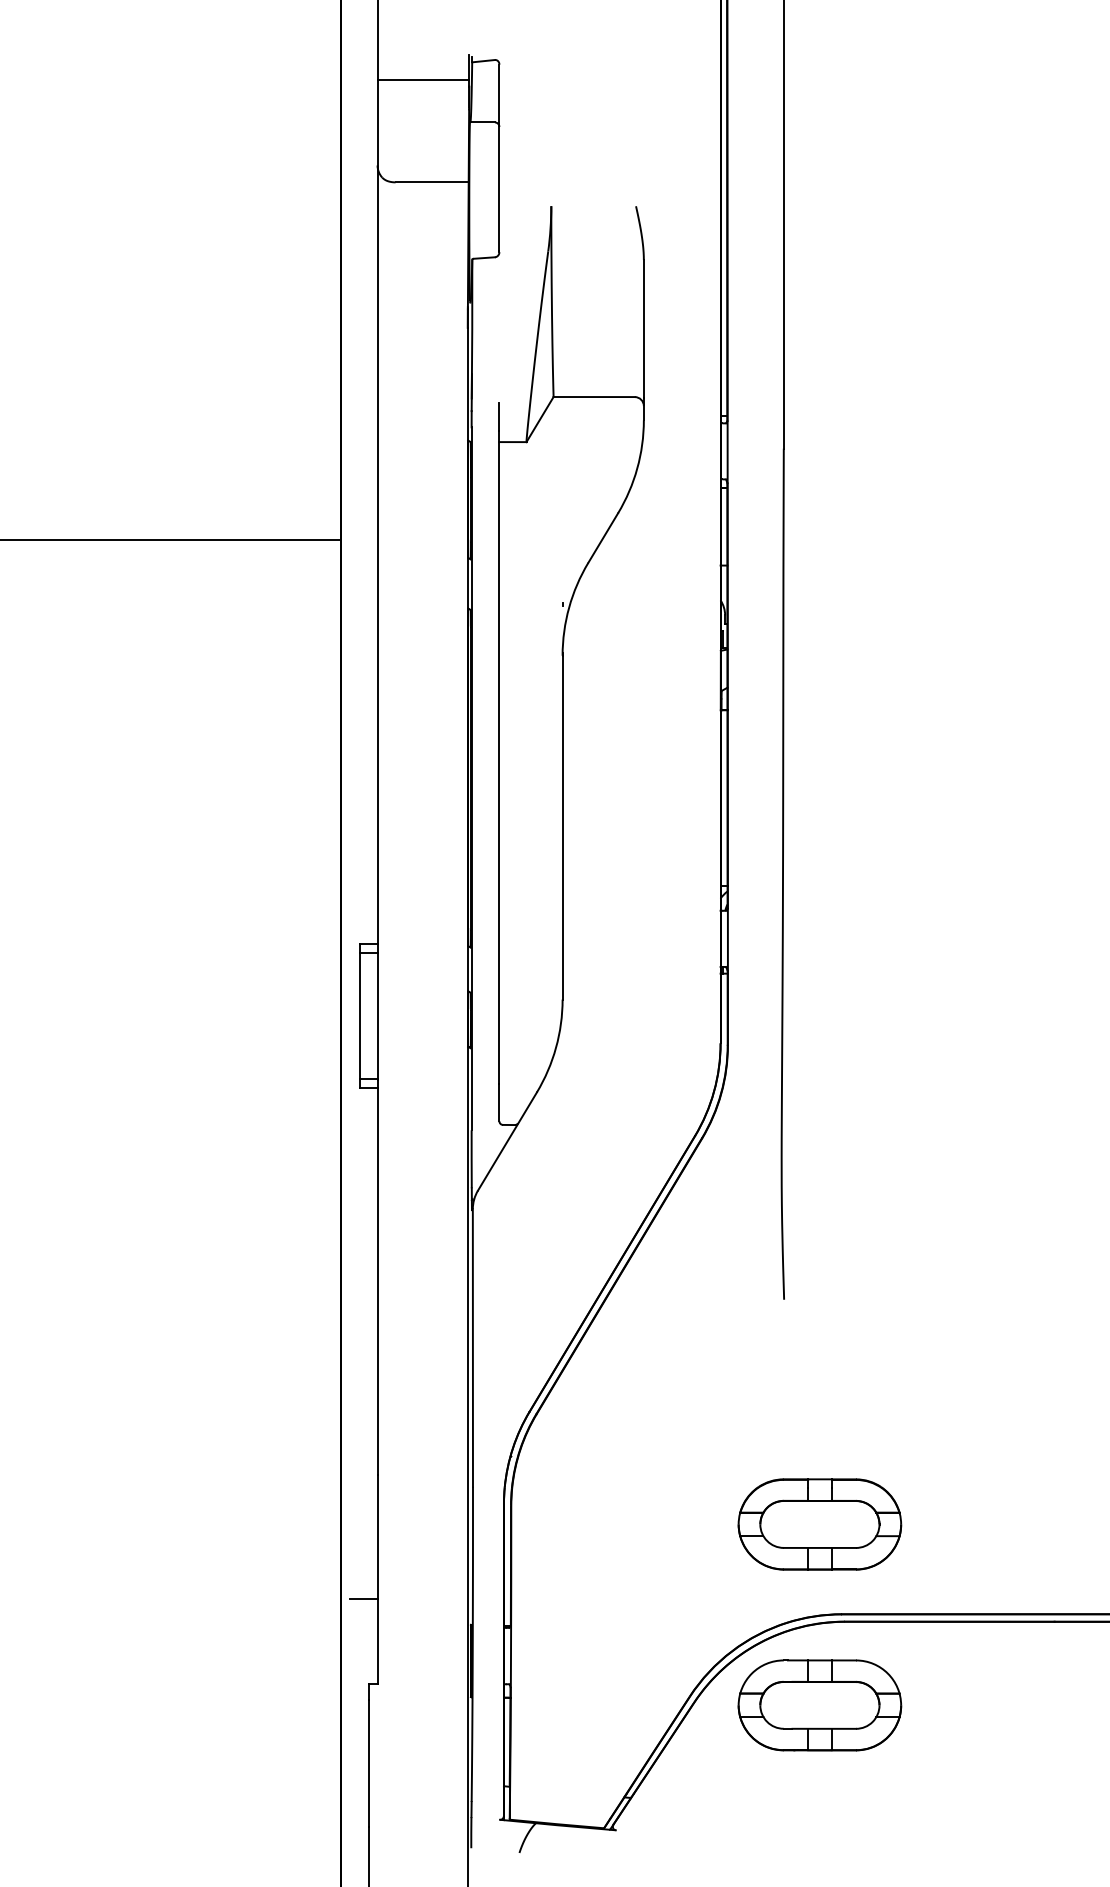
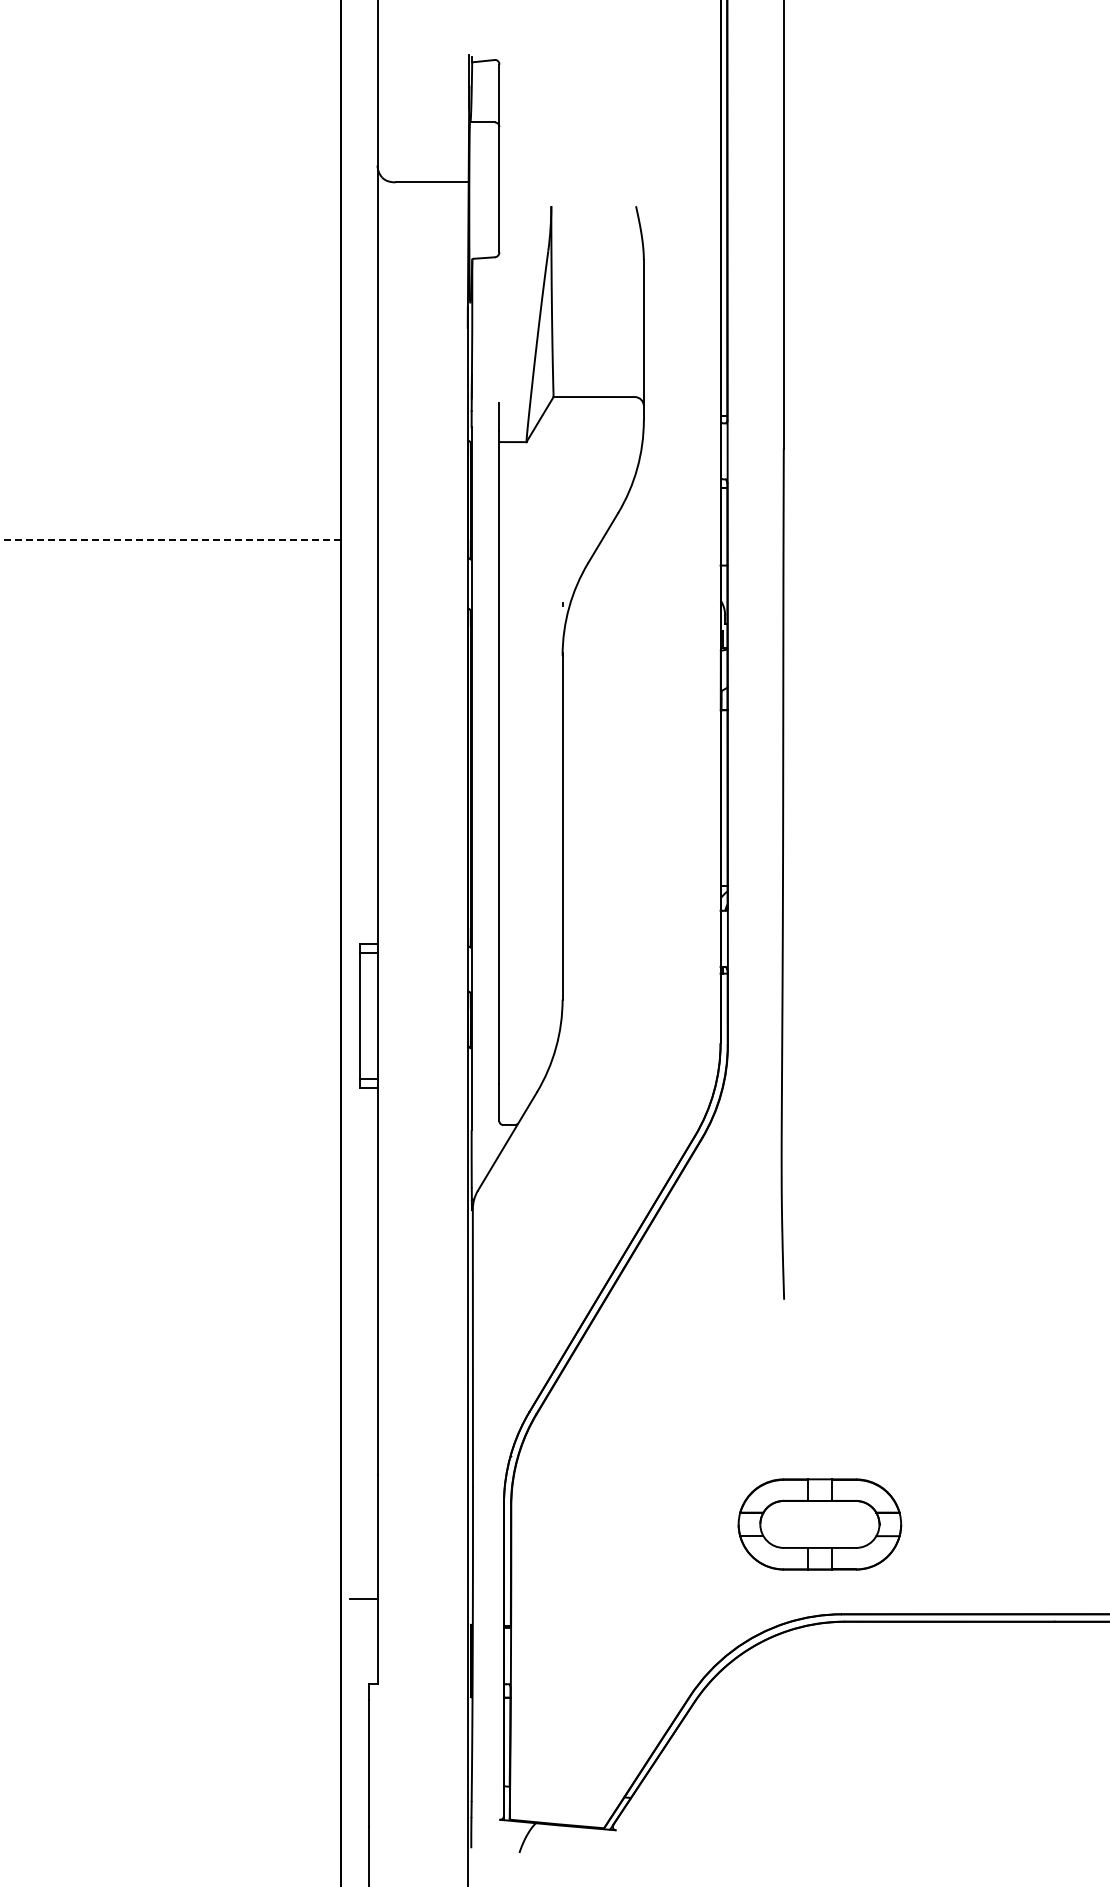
line: present -> none (423, 79)
line: solid -> dashed (170, 539)
part: present -> none (819, 1705)
